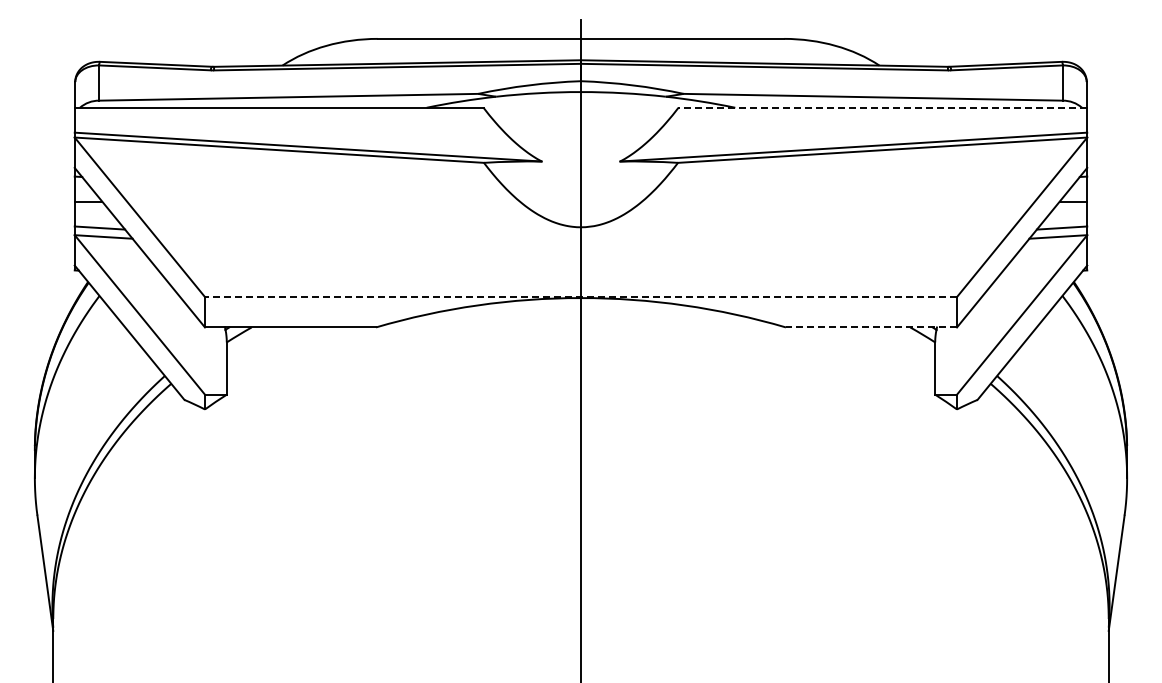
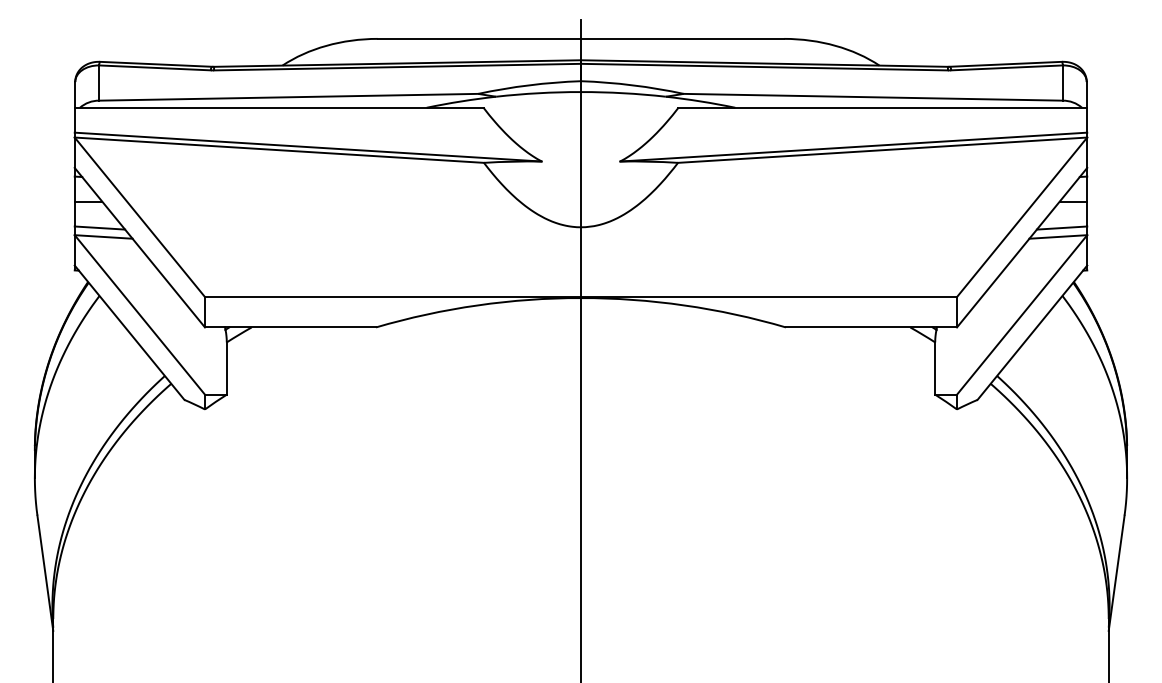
line: dashed -> solid (882, 107)
line: dashed -> solid (581, 297)
line: dashed -> solid (871, 327)
